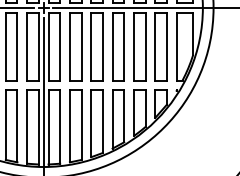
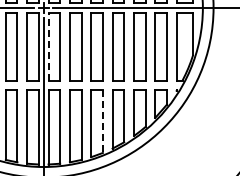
line: solid -> dashed (48, 46)
line: solid -> dashed (102, 122)
